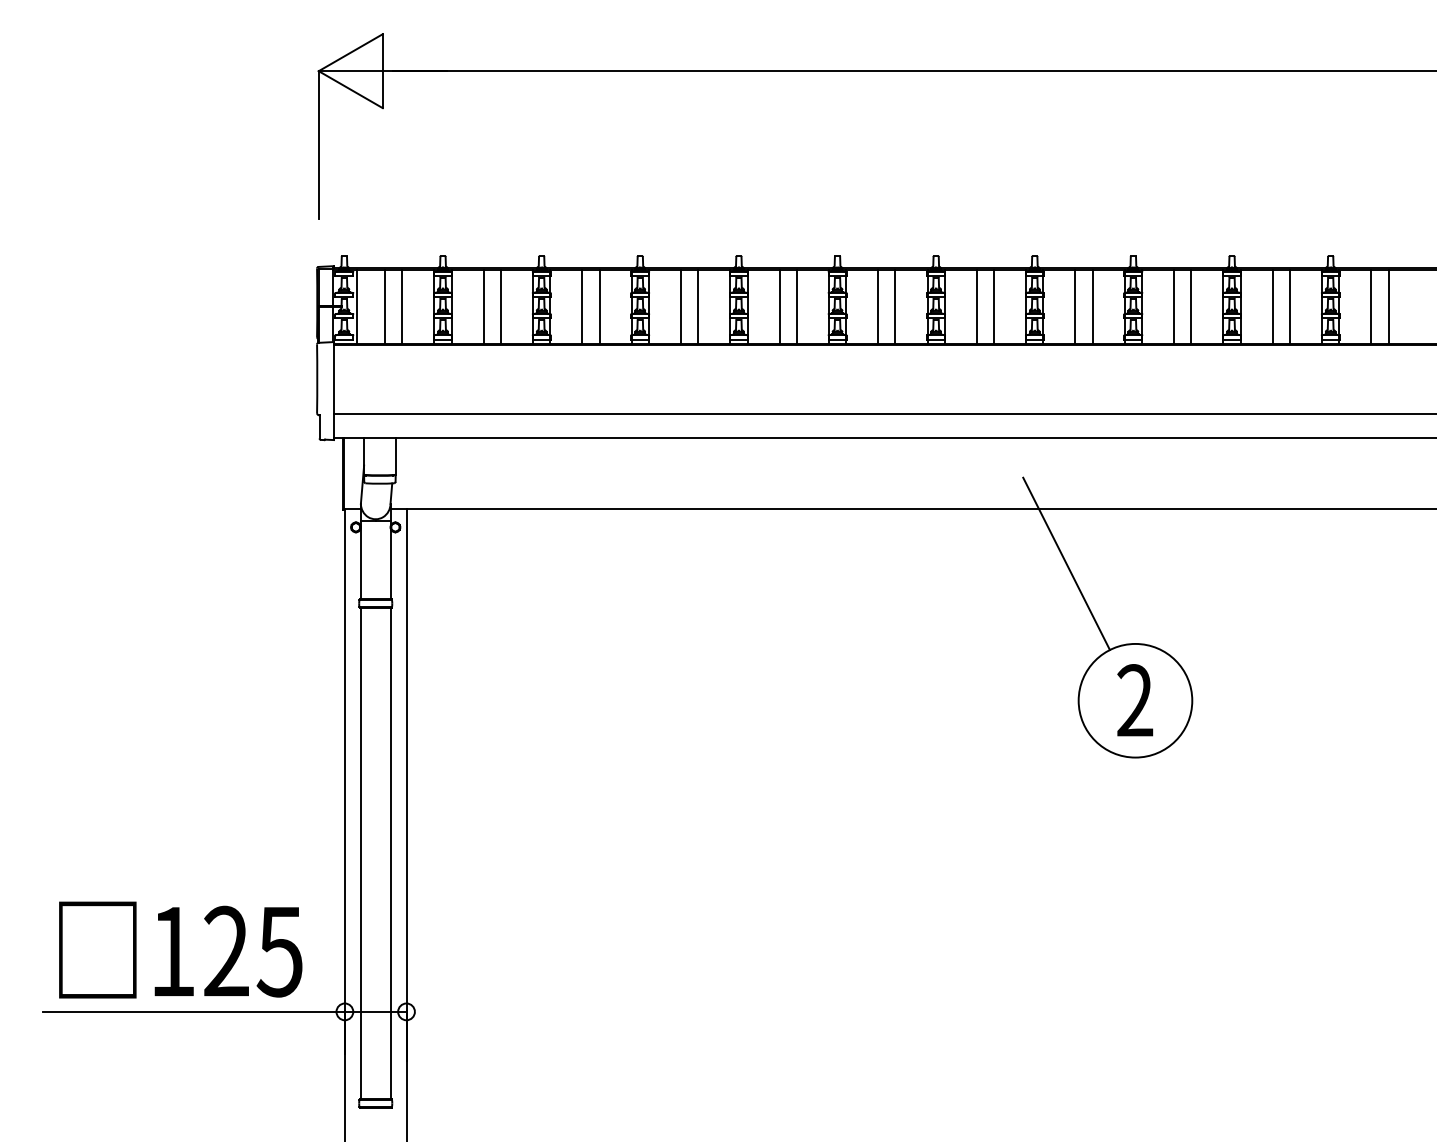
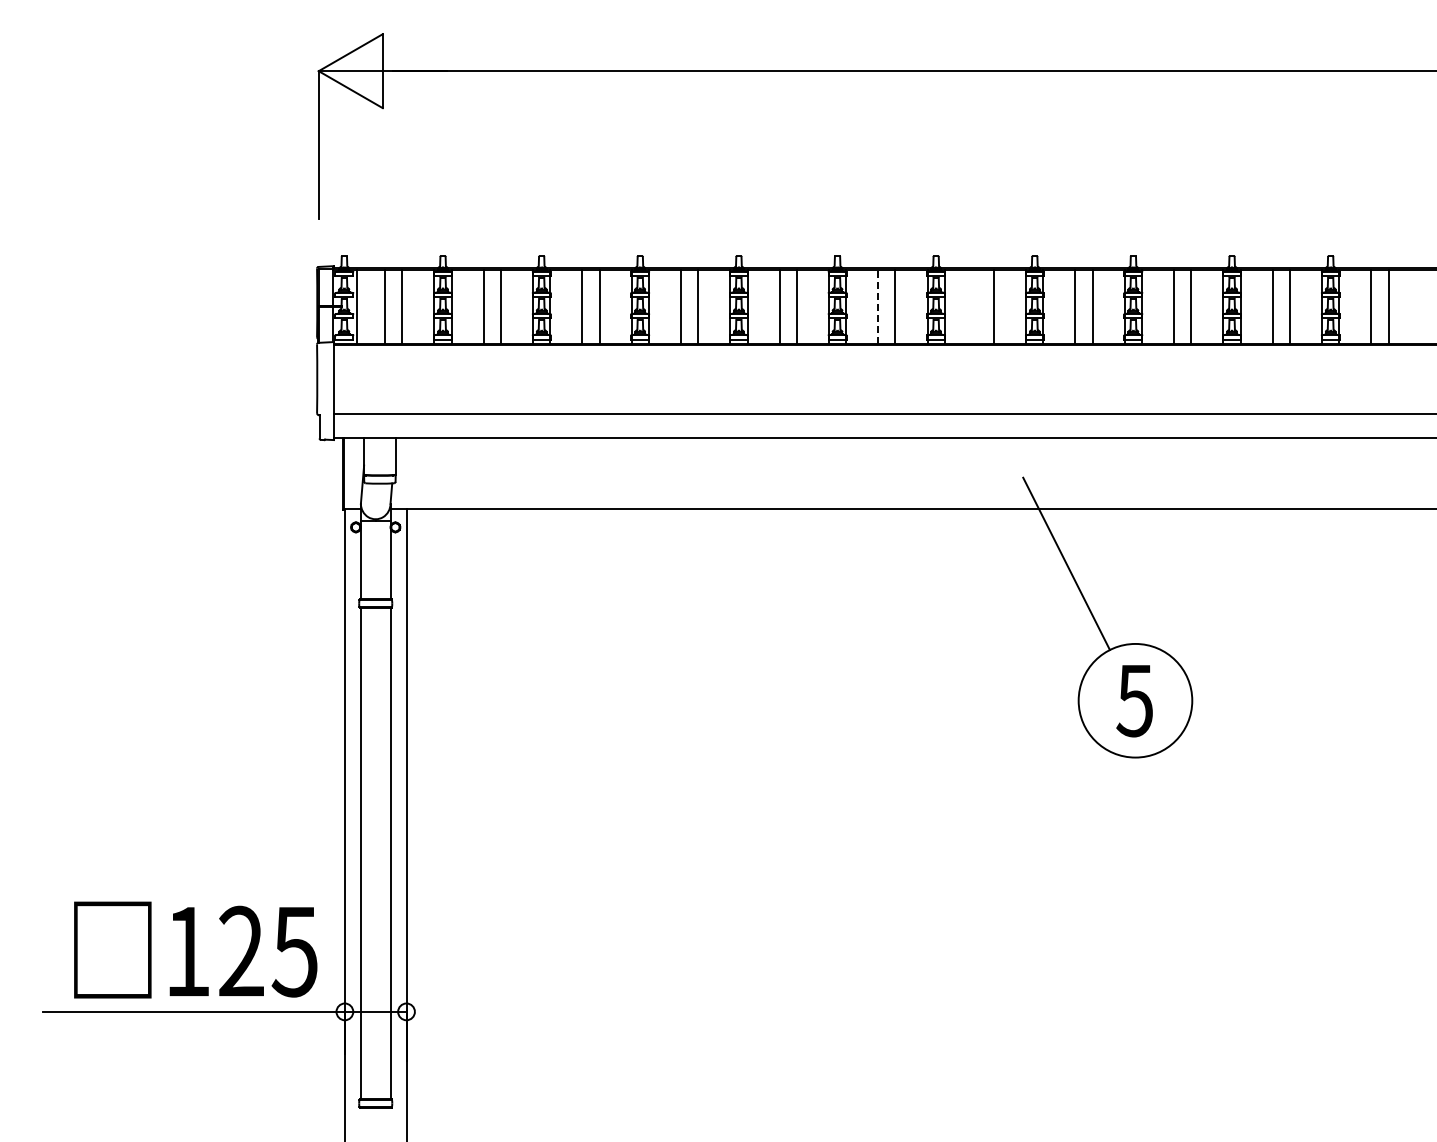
line: solid -> dashed (878, 306)
line: present -> none (976, 306)
text: 2 -> 5 (1134, 700)
text position: (180, 949) -> (195, 949) (195, 949)
